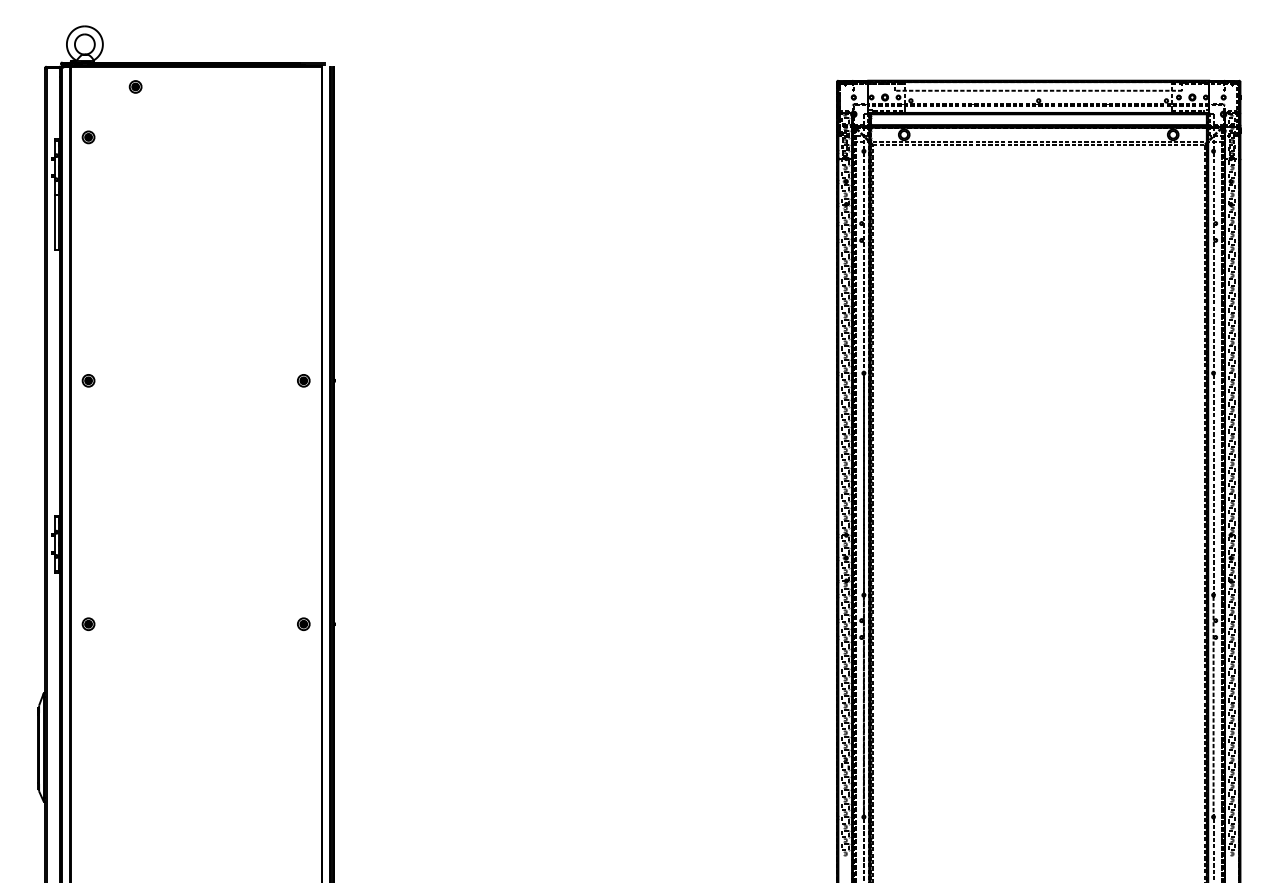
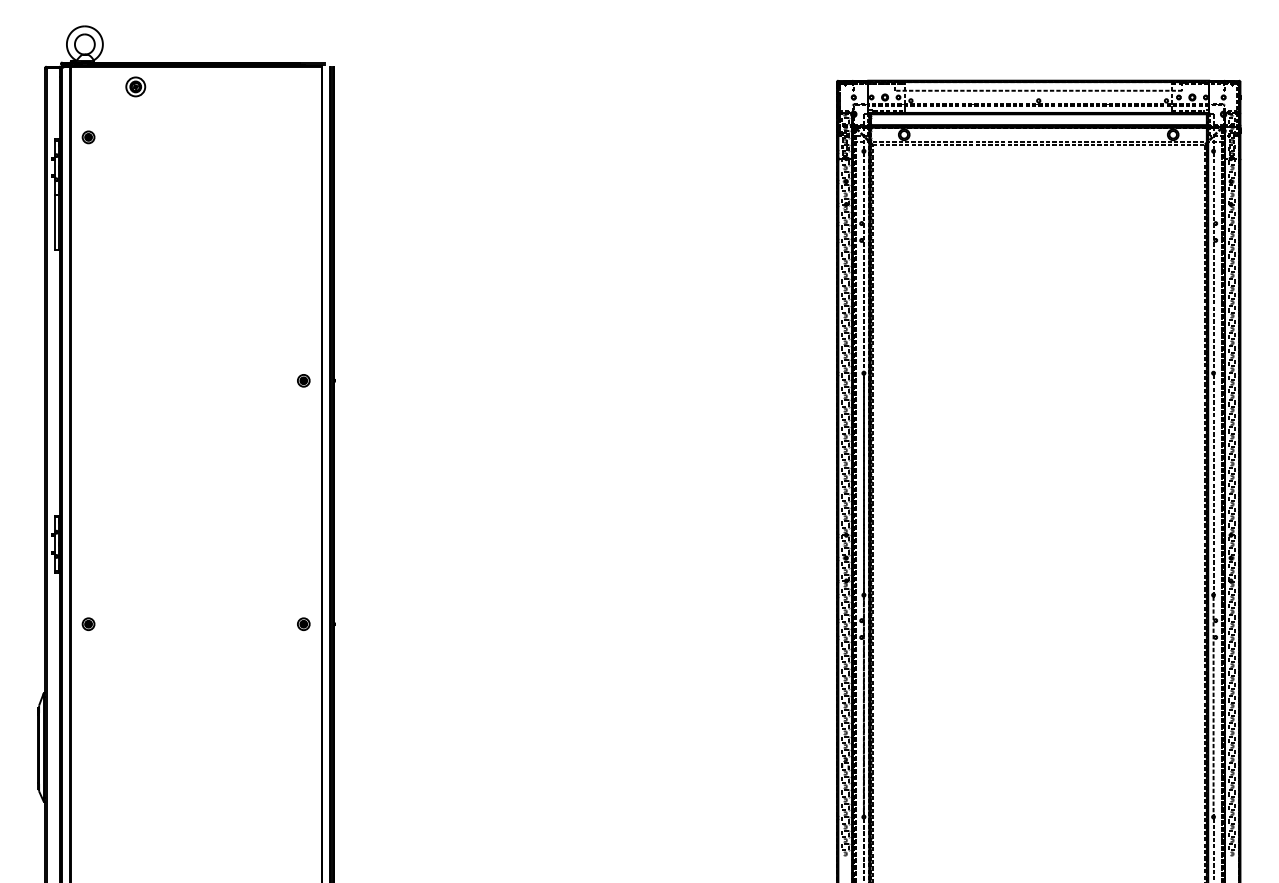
part size: 15x14 px -> 22x22 px (135, 86)
part: present -> none (88, 380)
